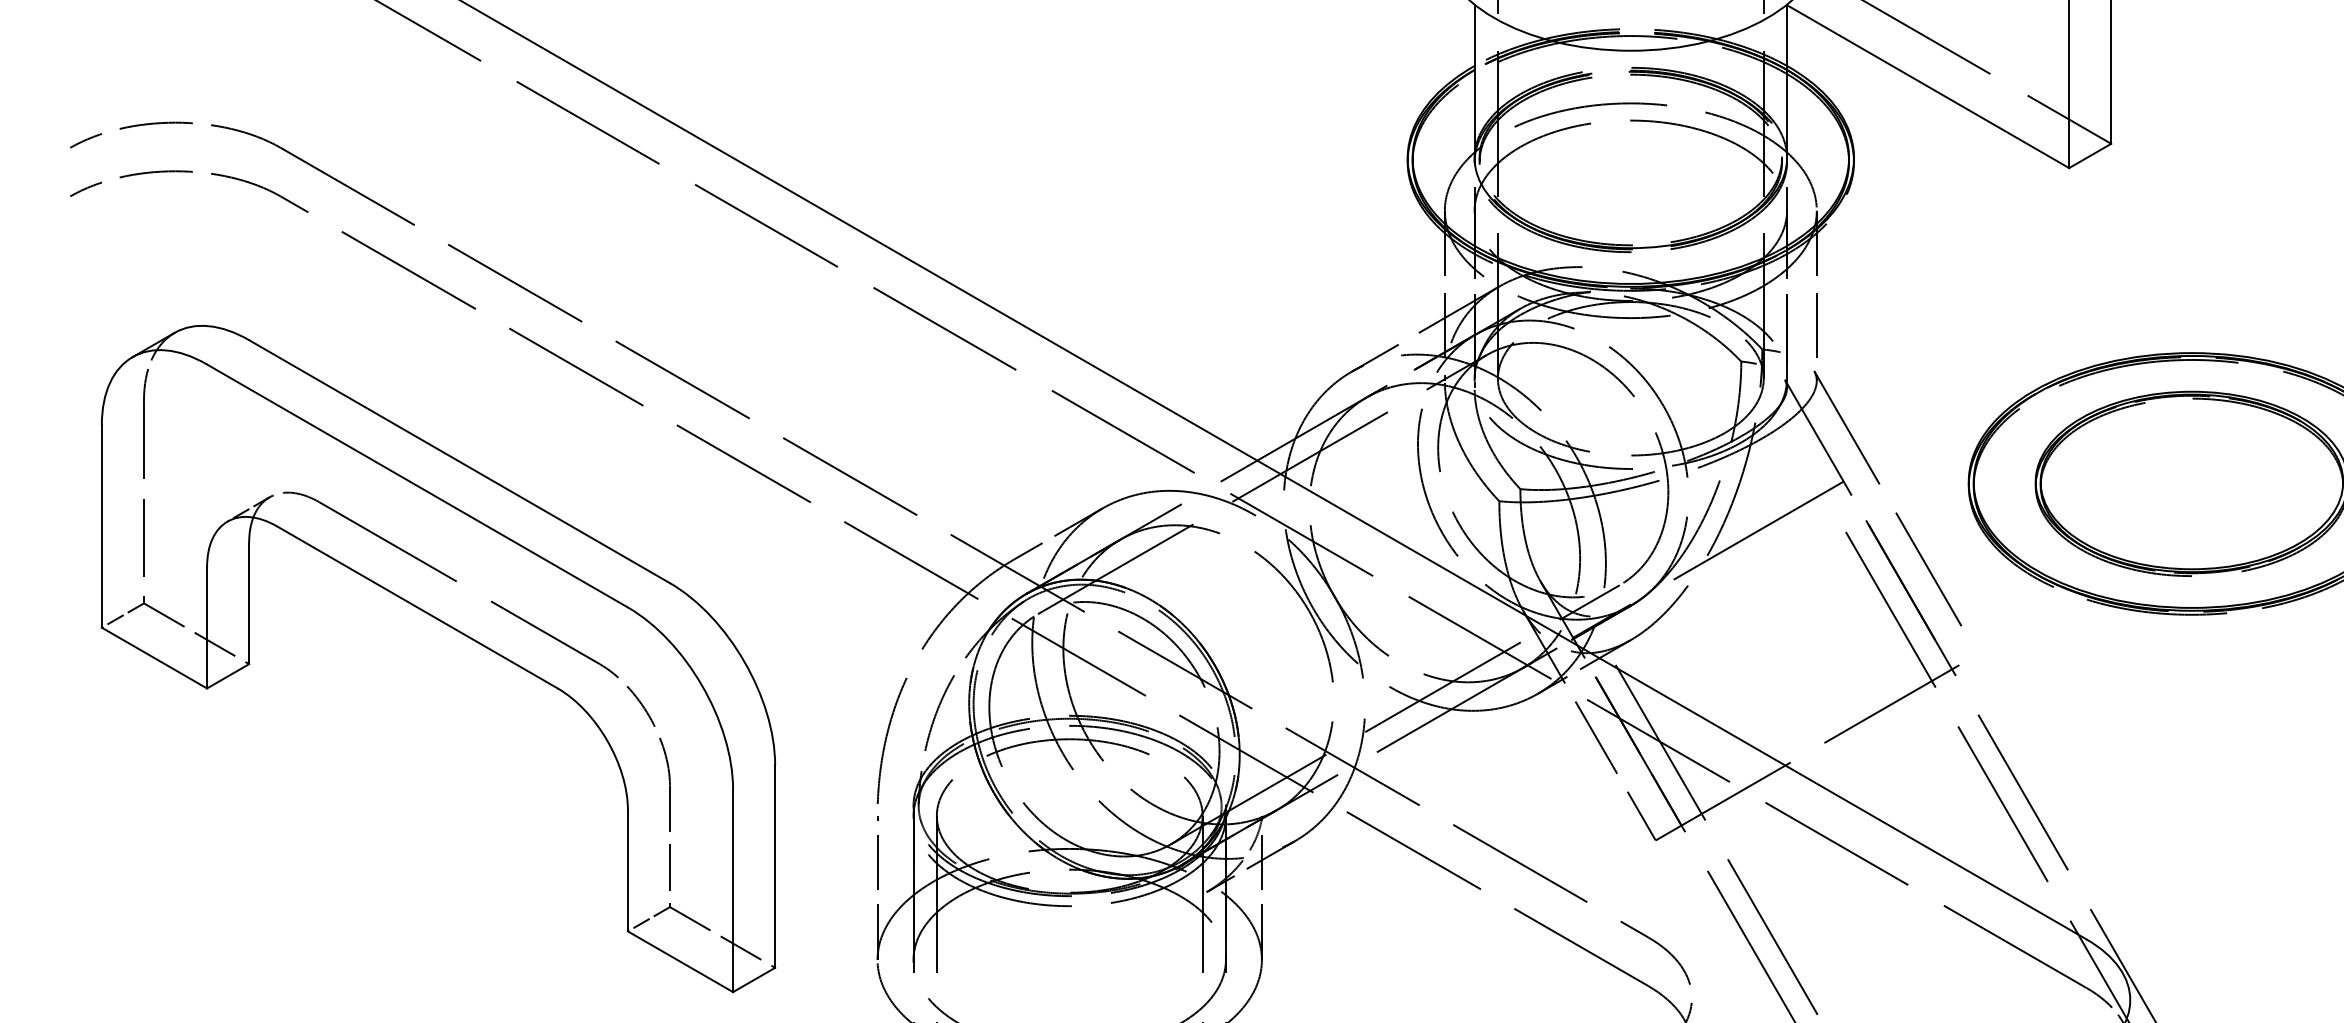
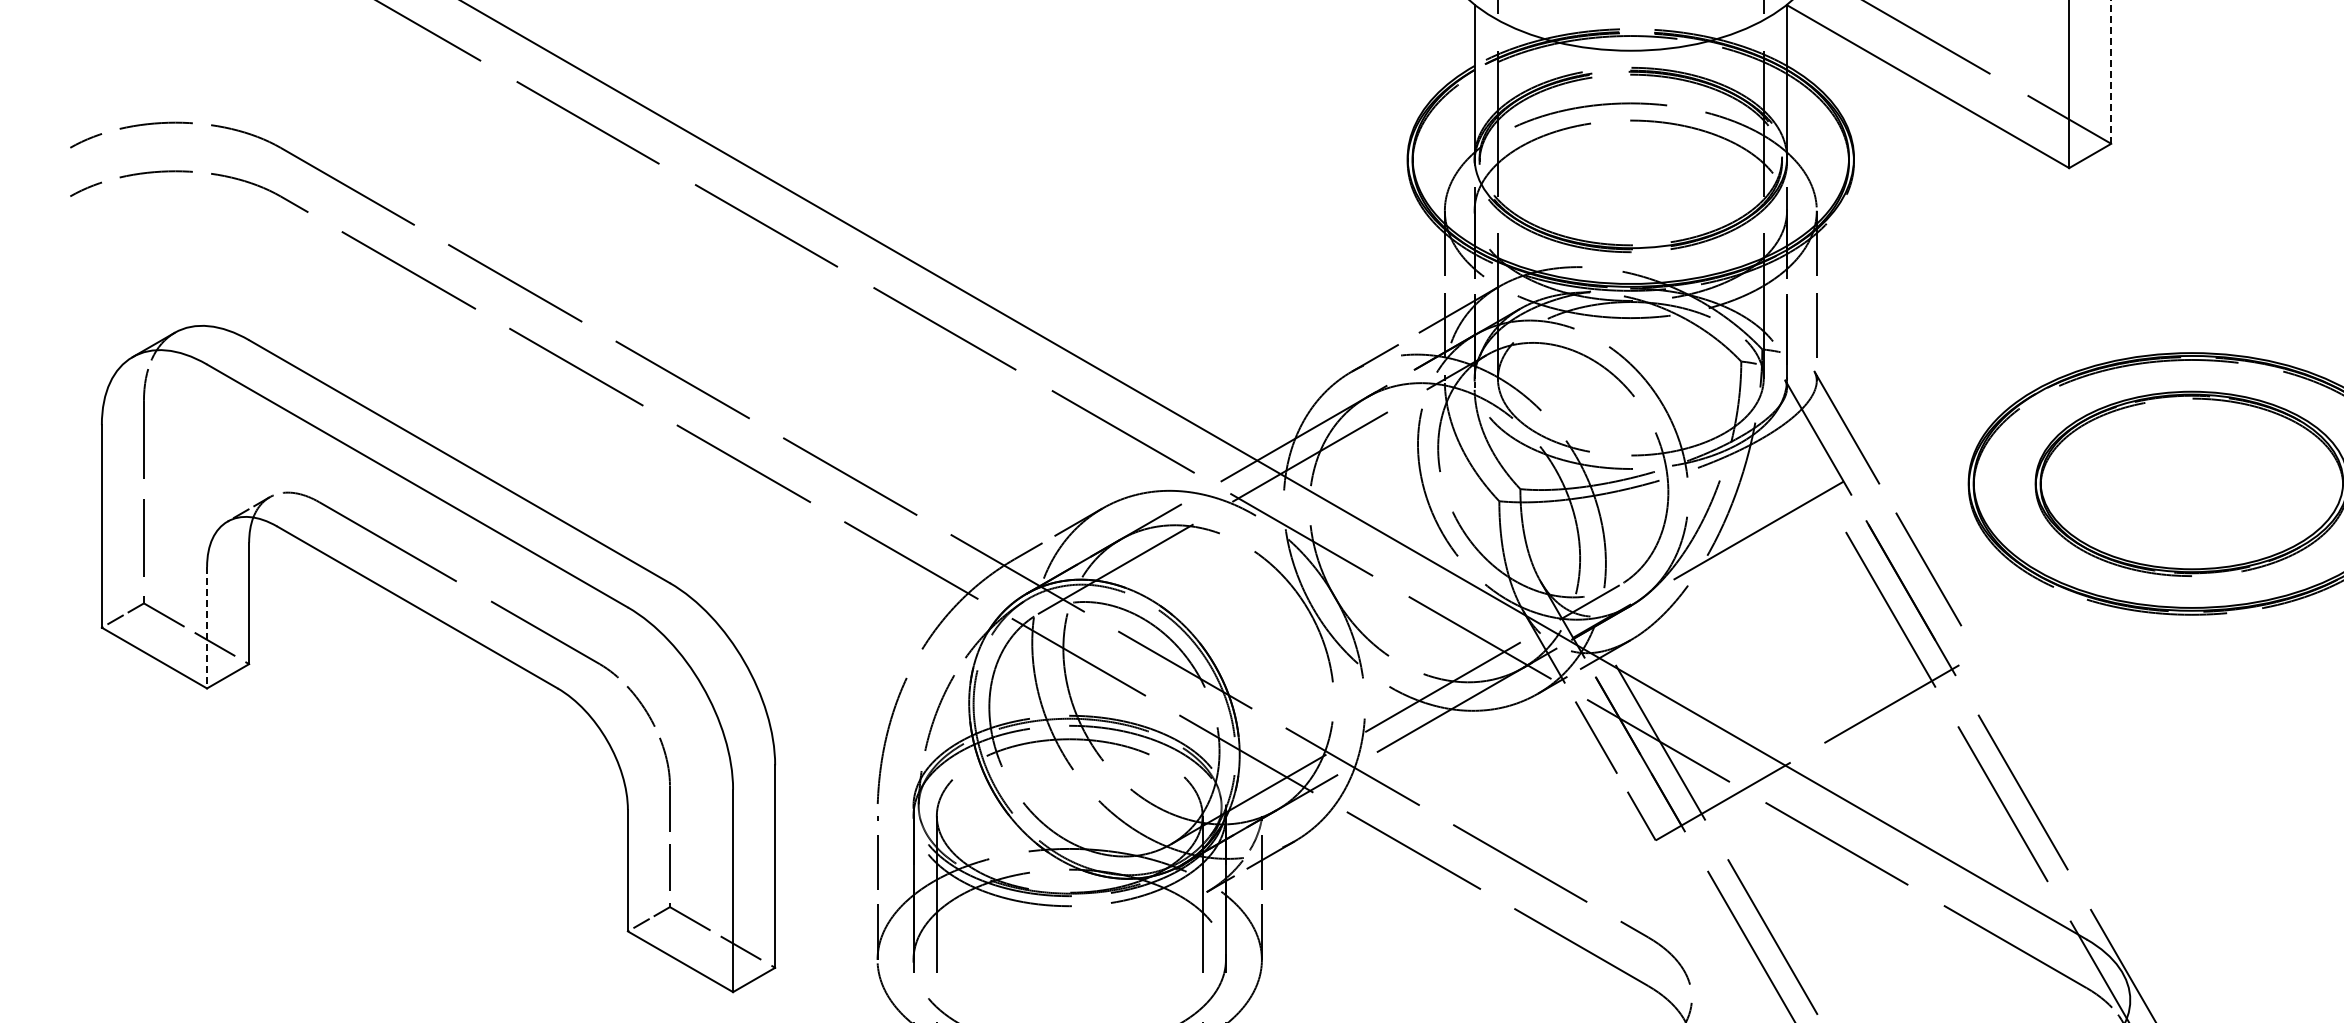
line: solid -> dashed (2111, 71)
line: solid -> dashed (207, 627)
